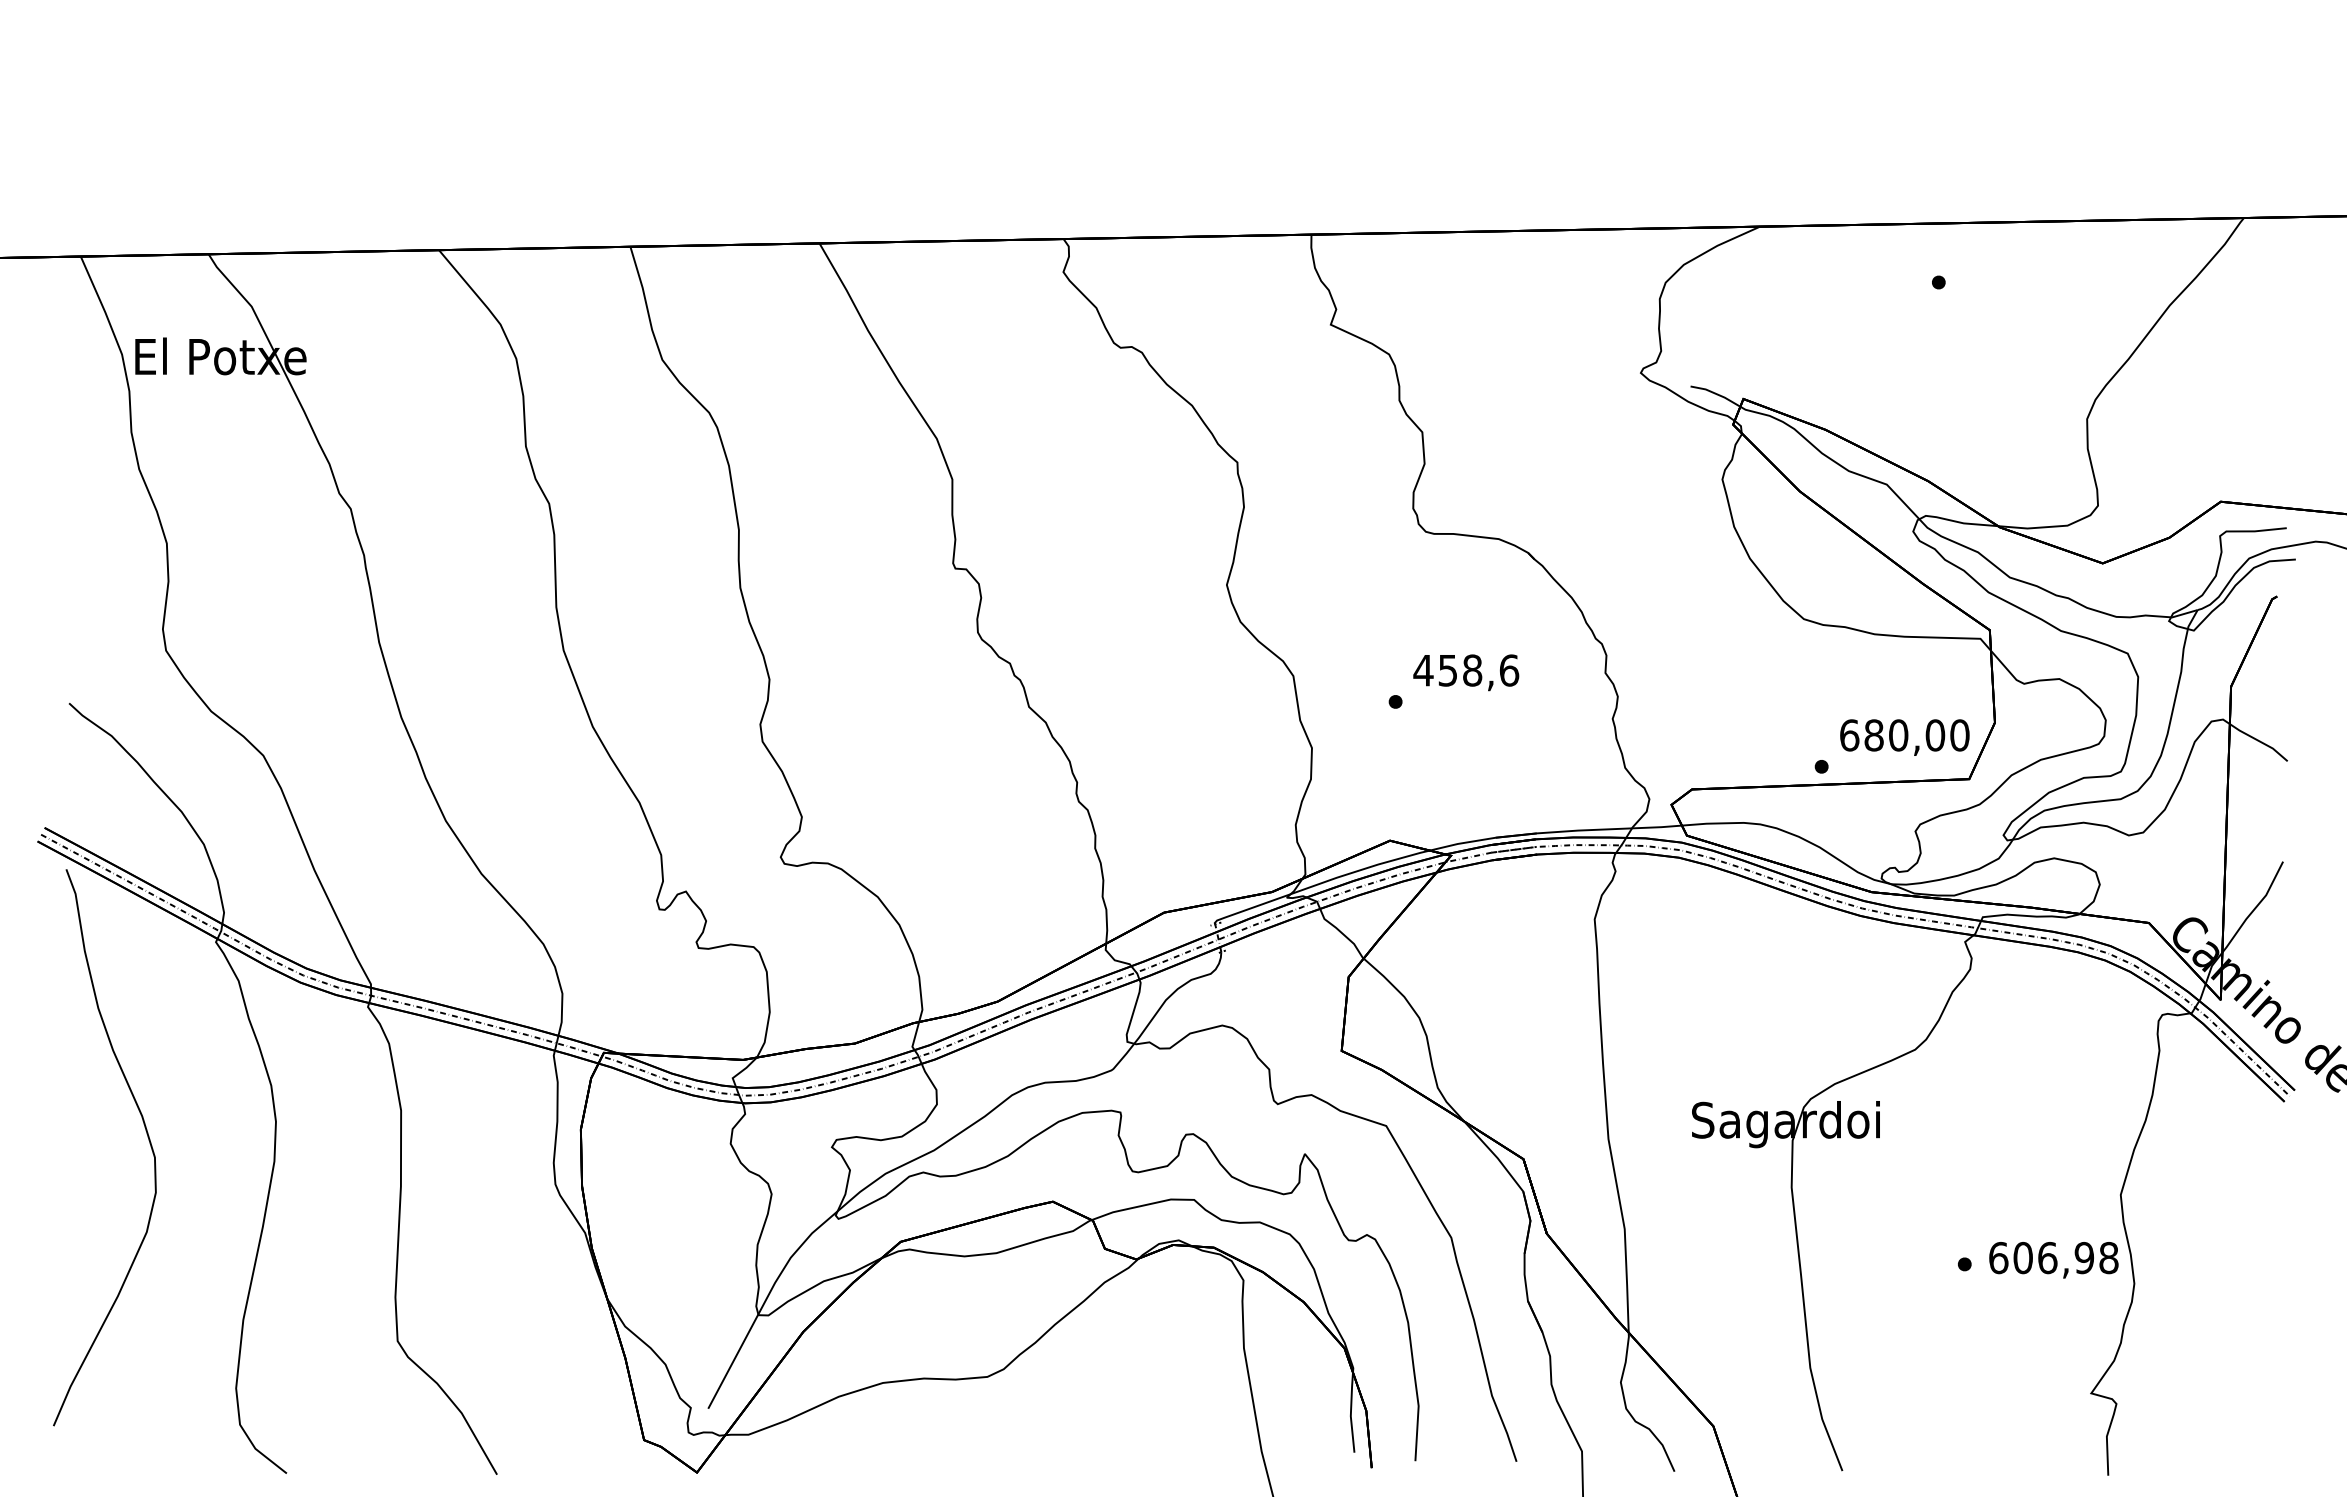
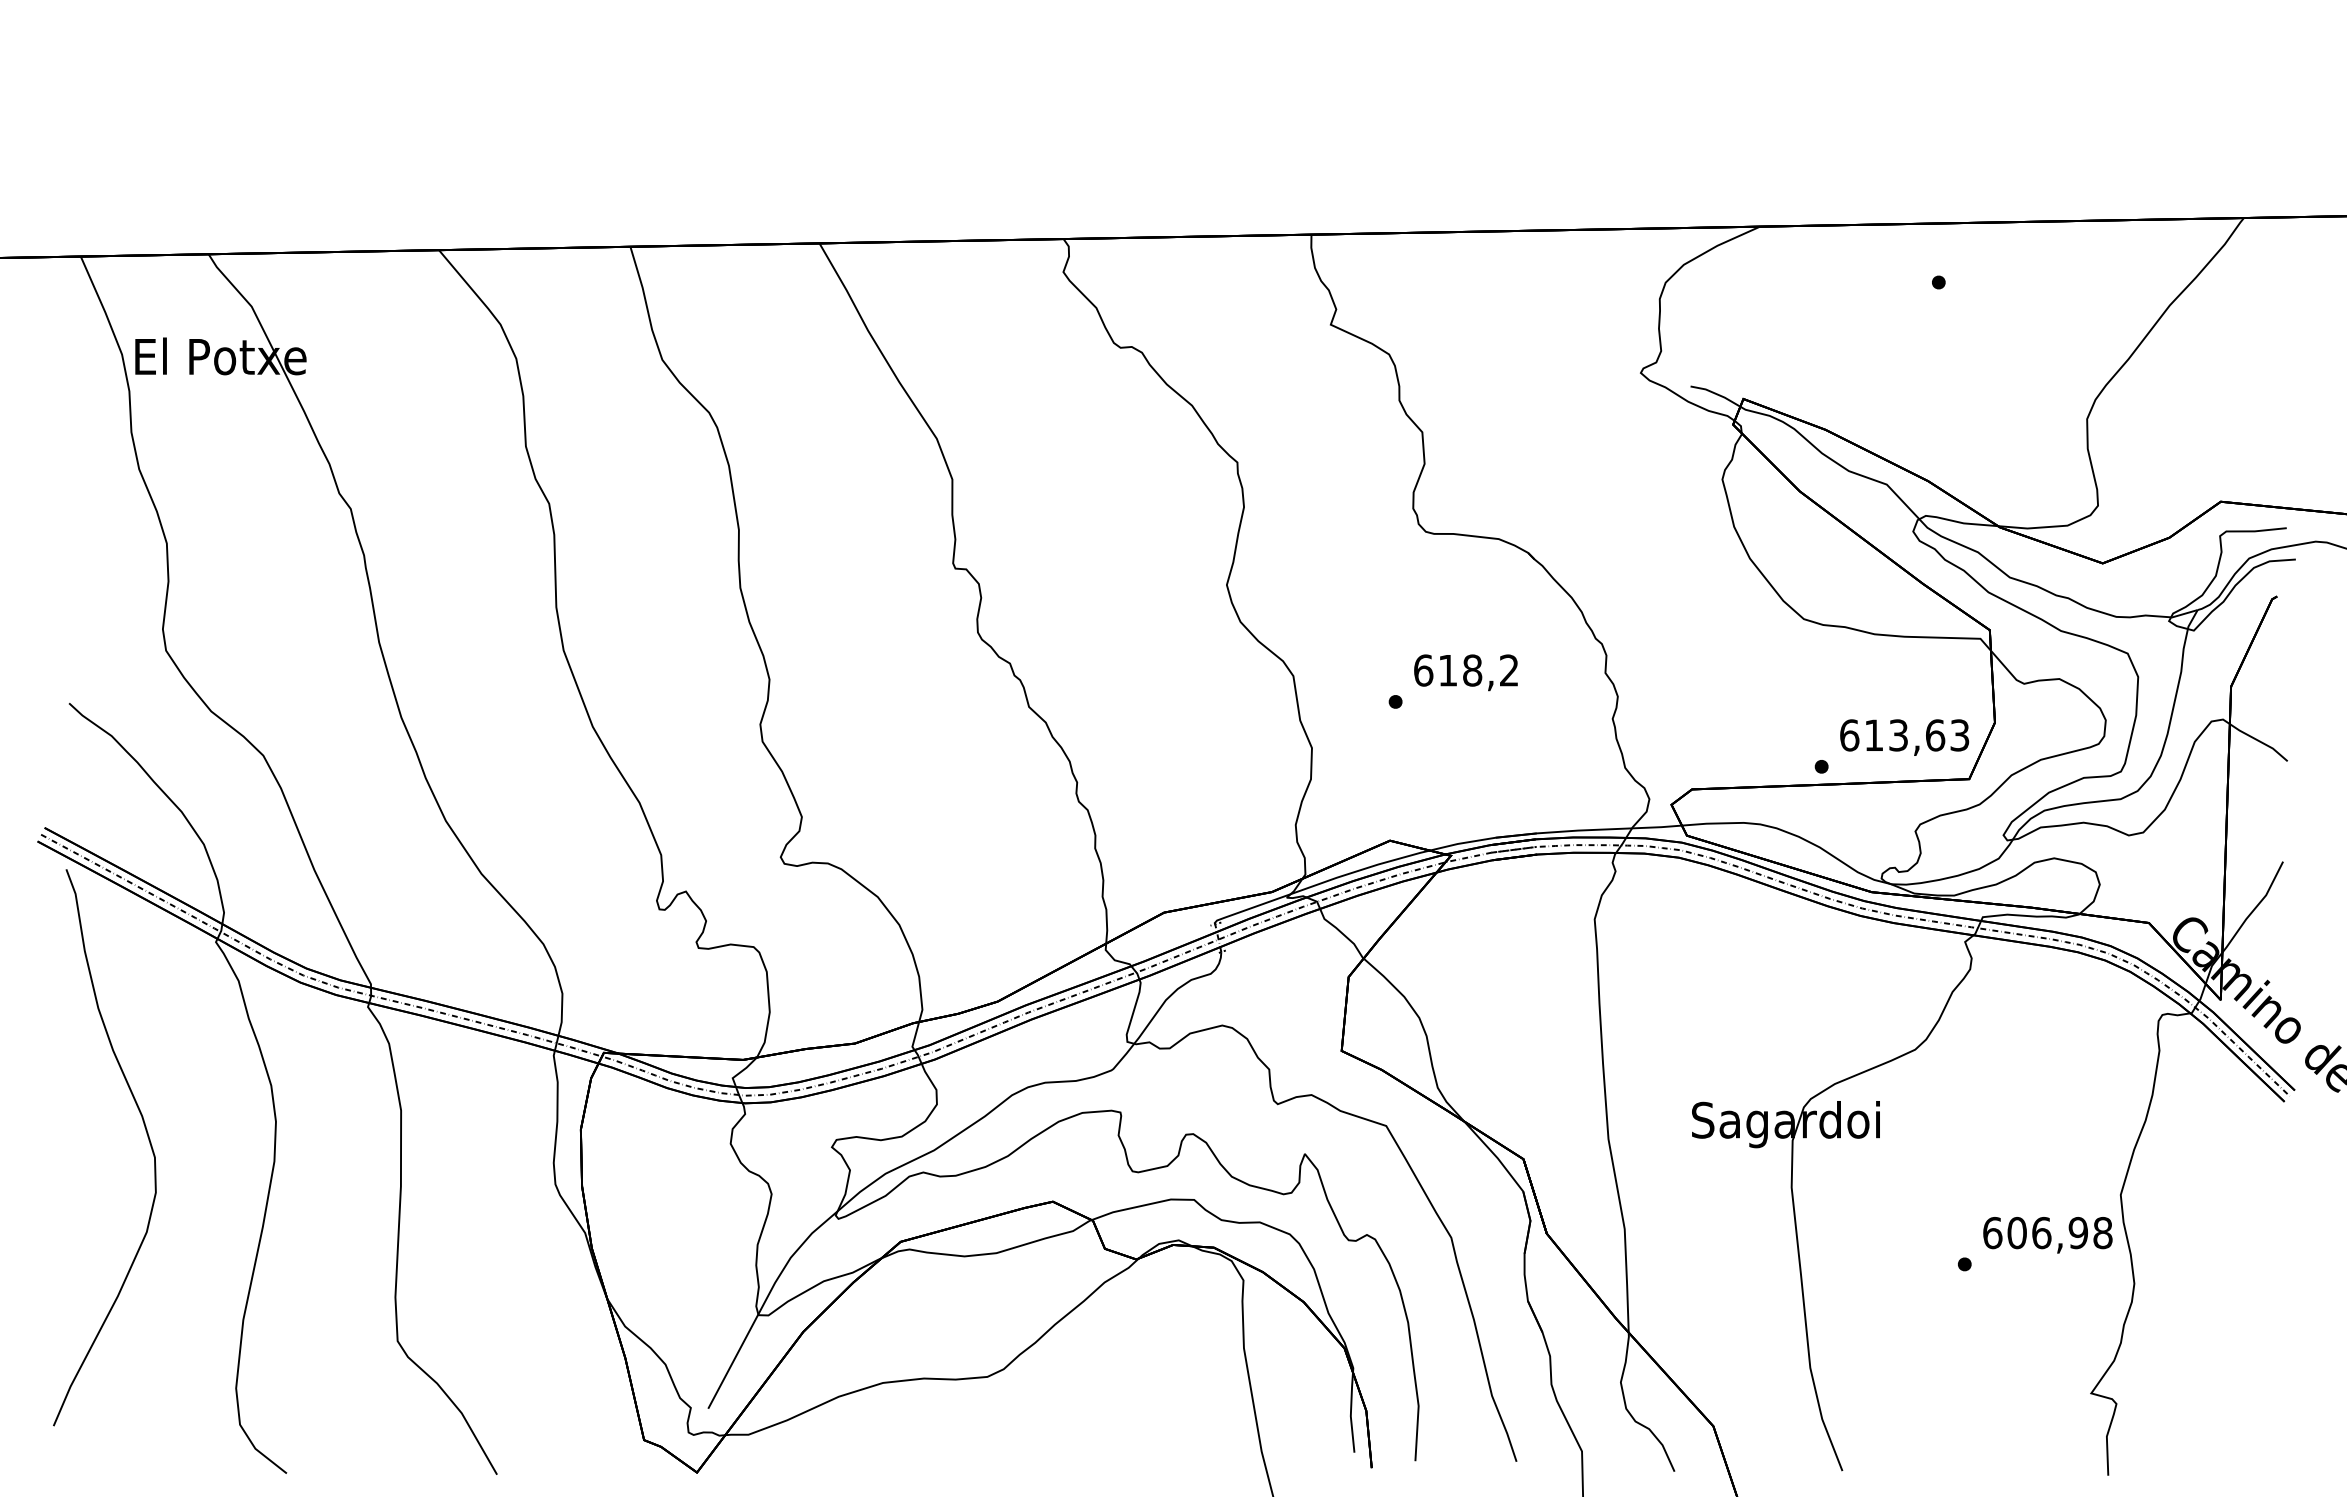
text: 458,6 -> 618,2 (1466, 670)
text: 680,00 -> 613,63 (1916, 735)
text position: (2053, 1260) -> (2047, 1235) (2047, 1235)
